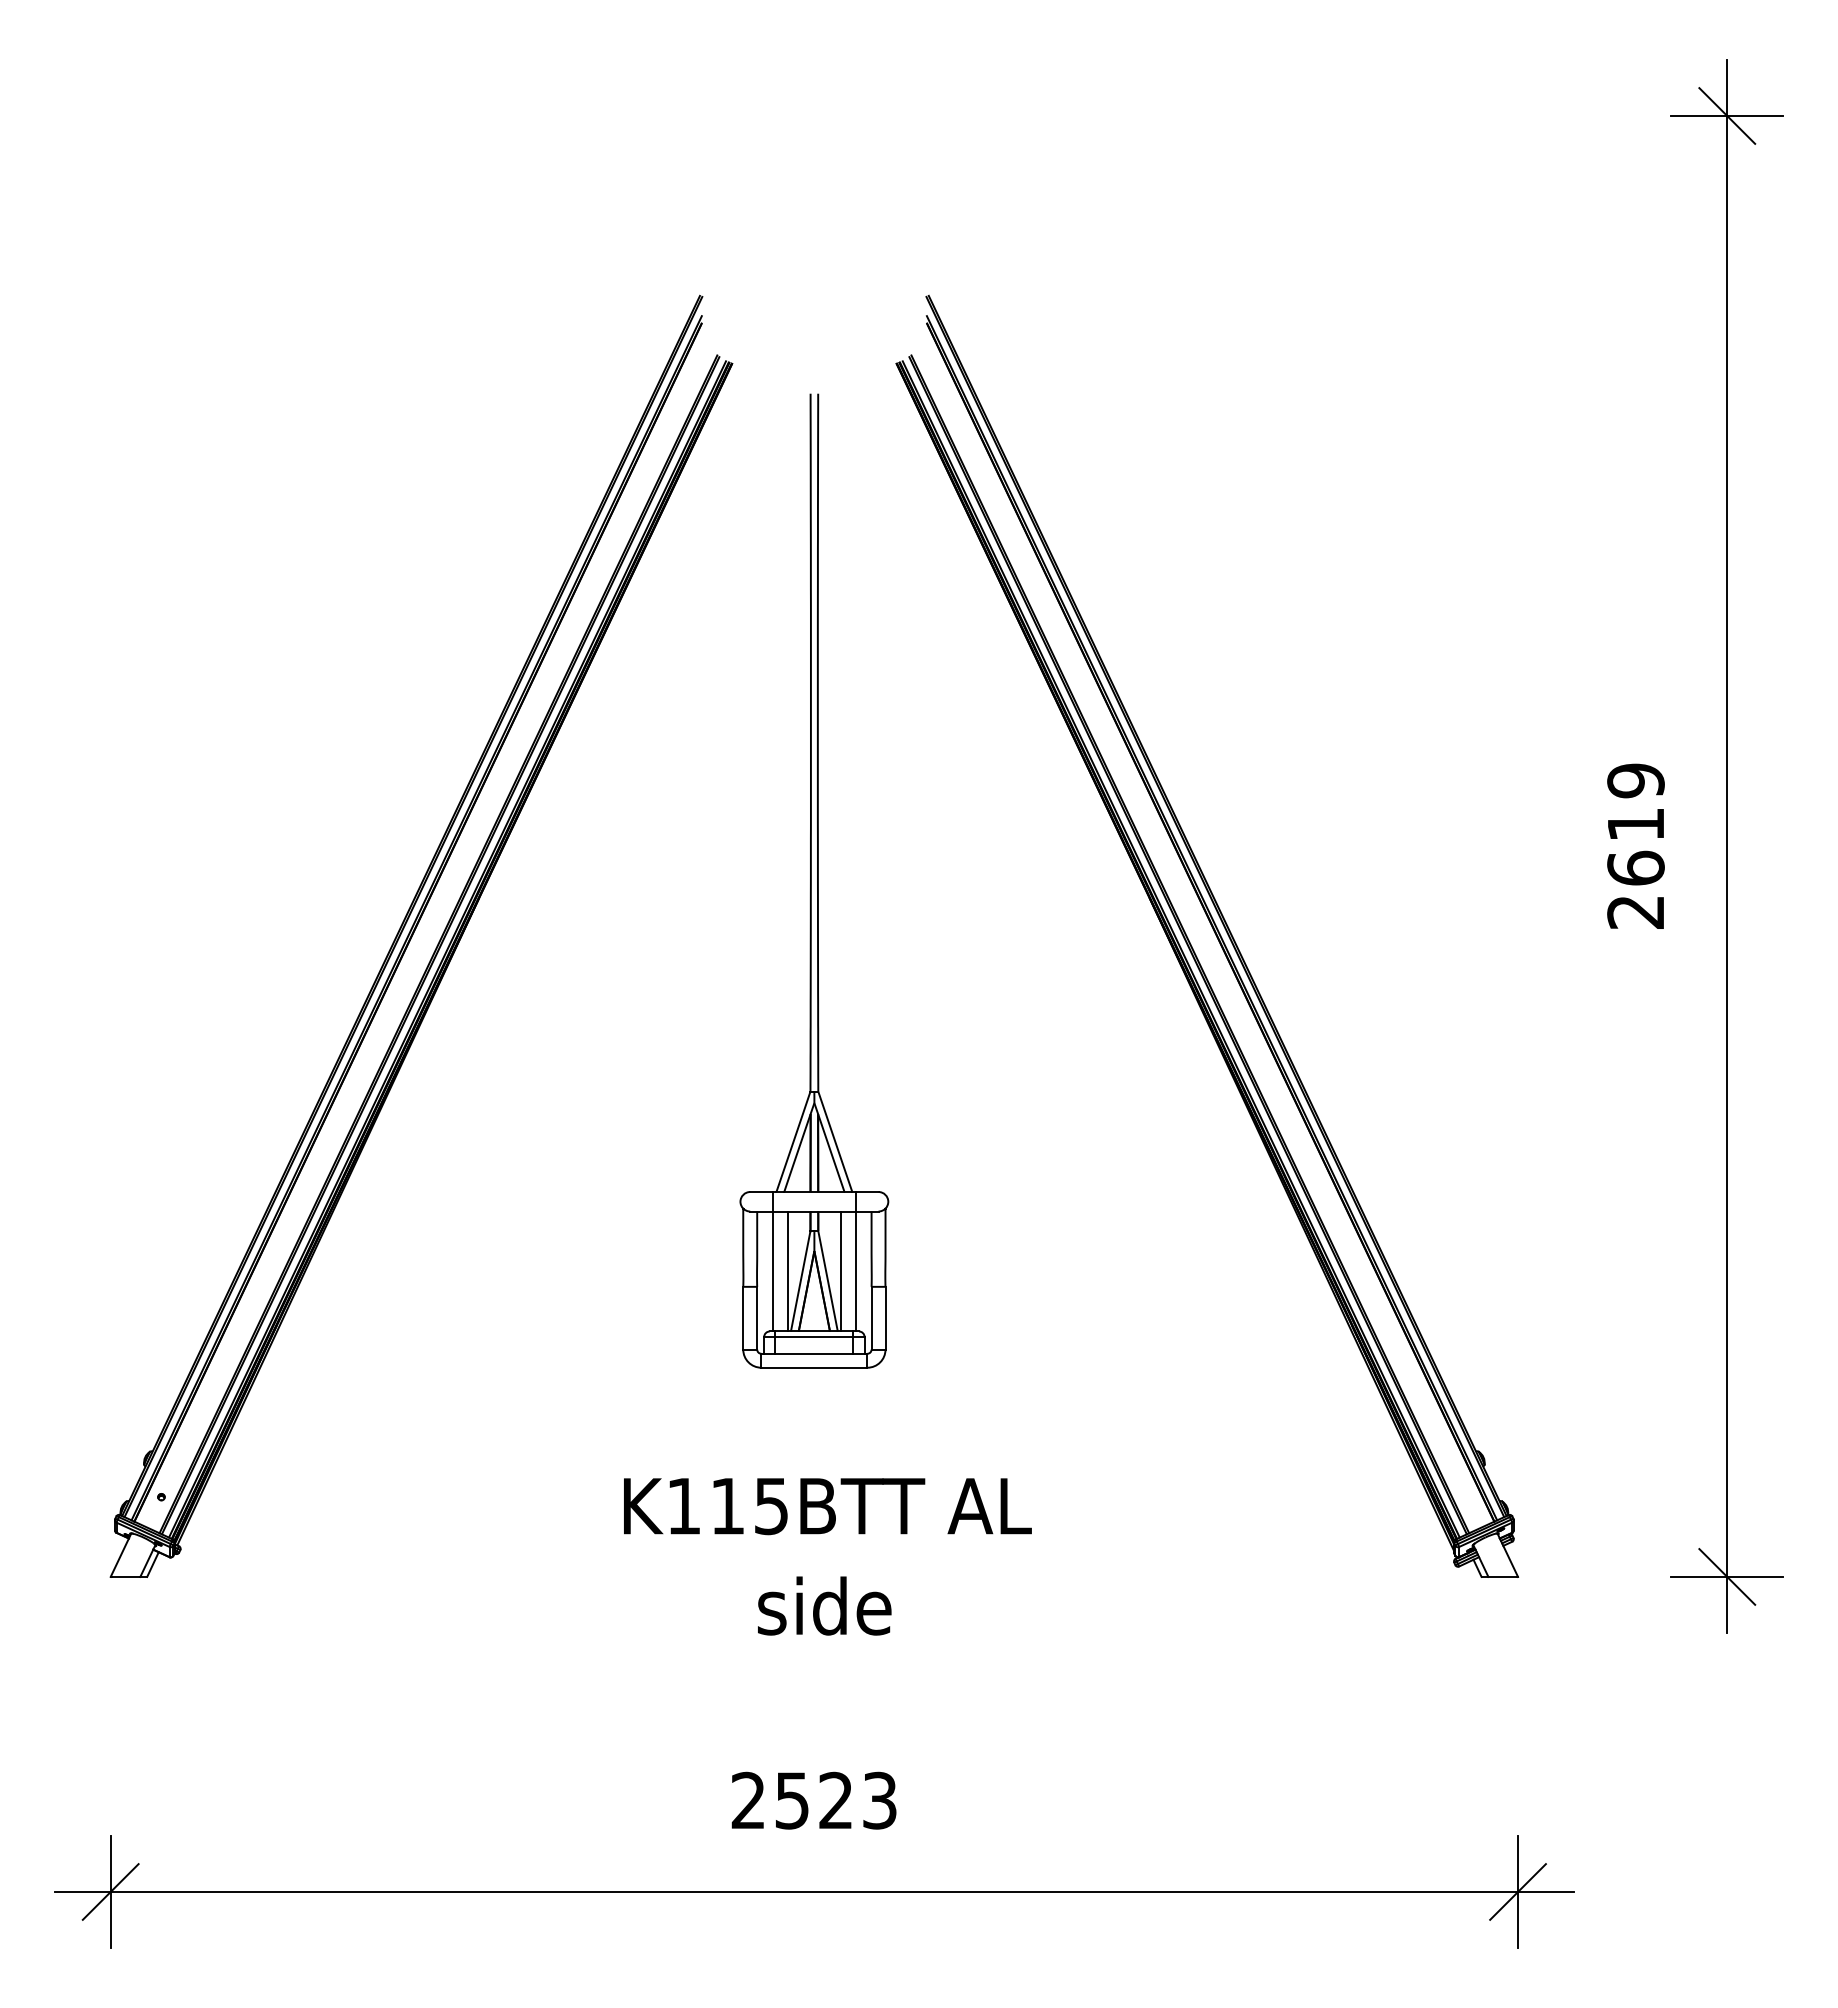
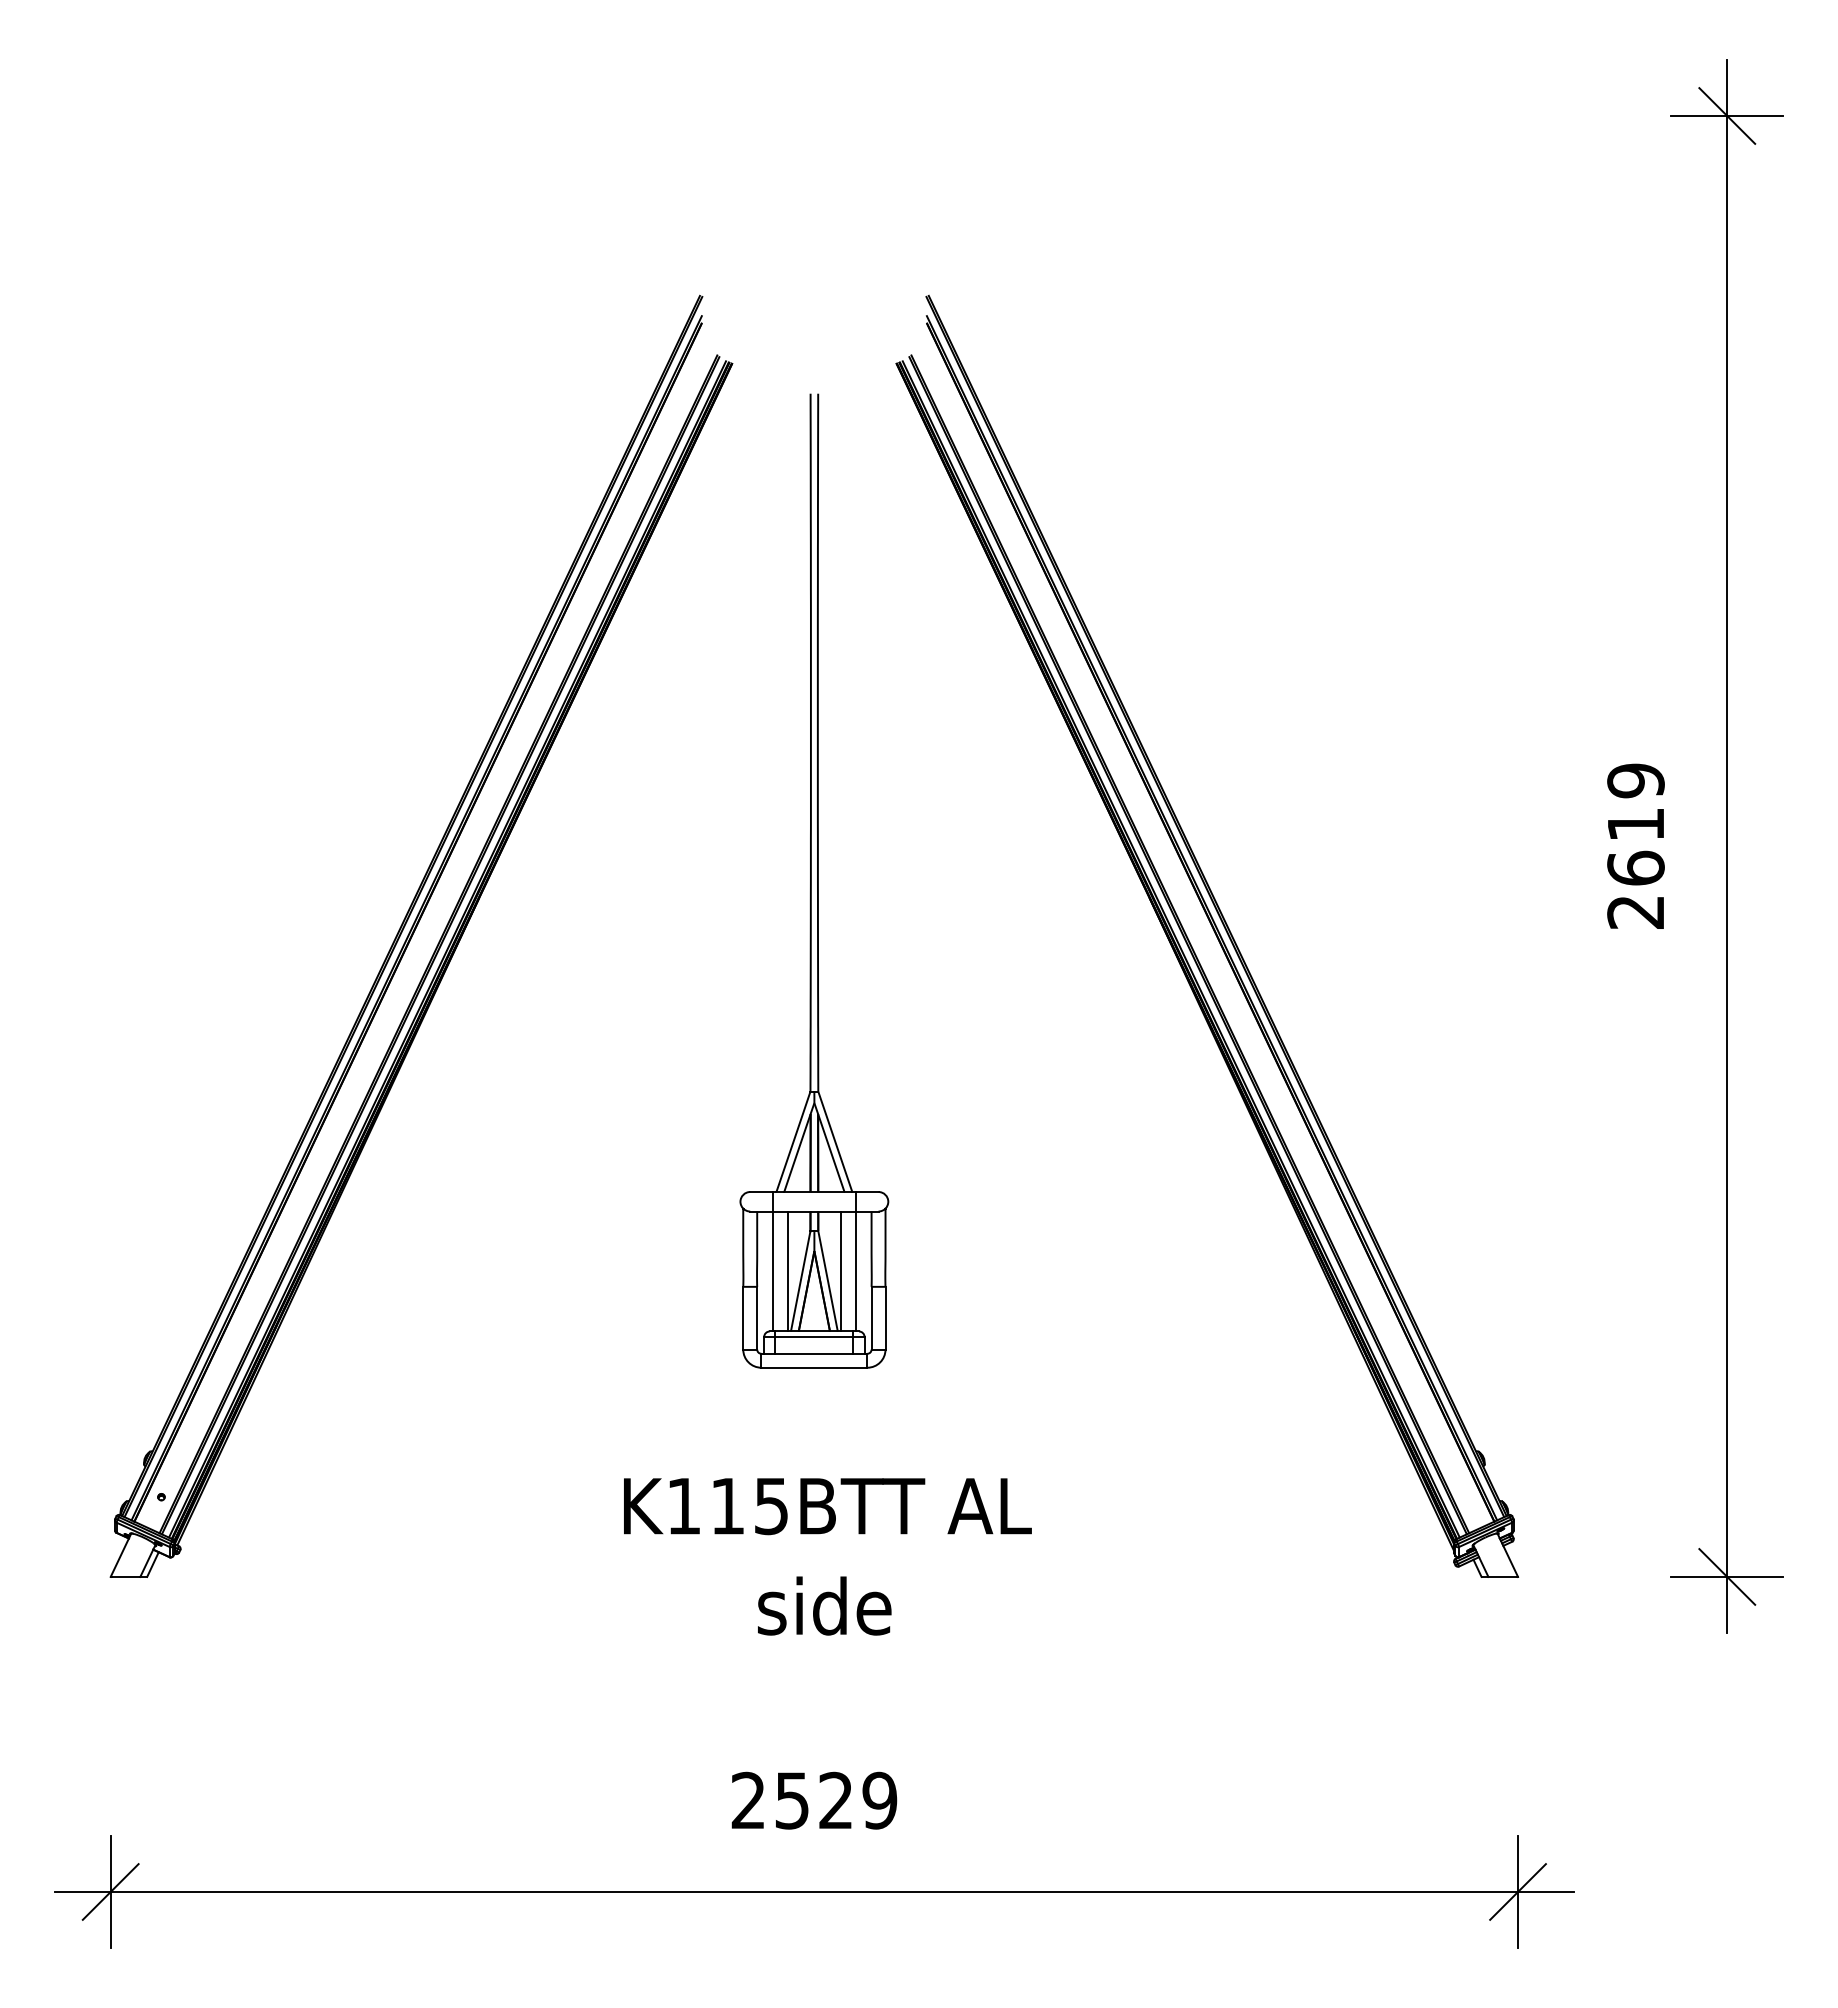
text: 2523 -> 2529 (879, 1800)
